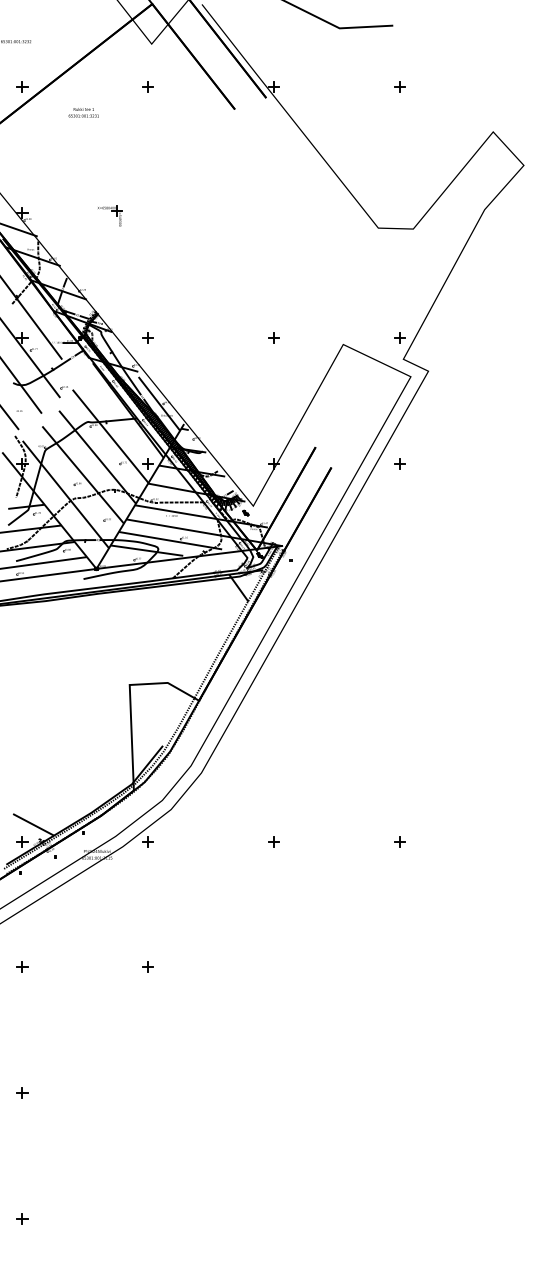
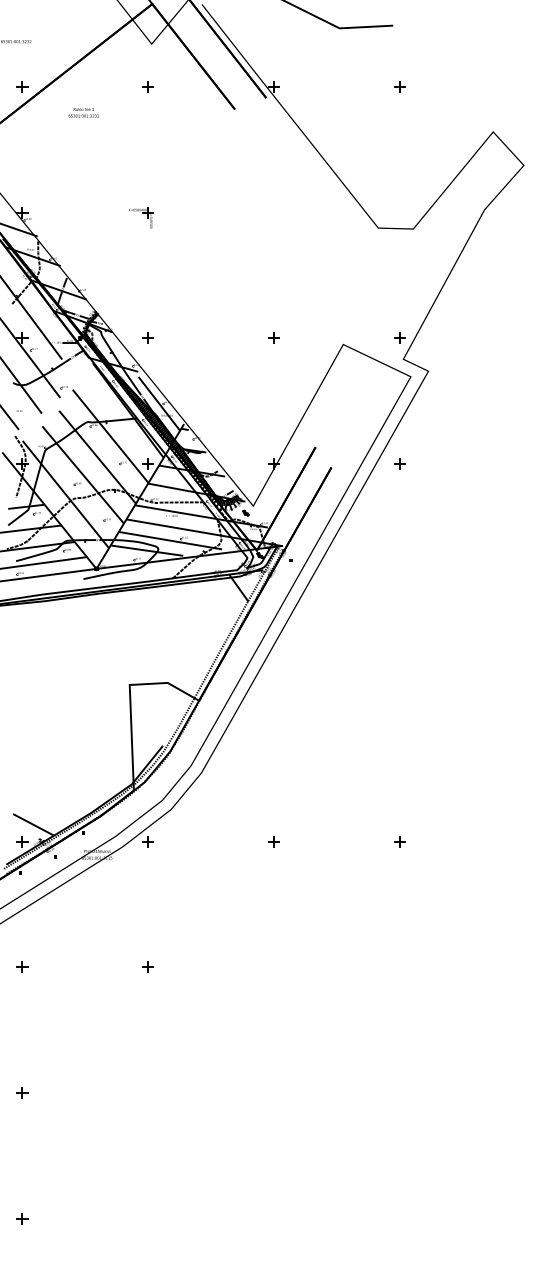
part position: (110, 215) -> (141, 217) (141, 217)
